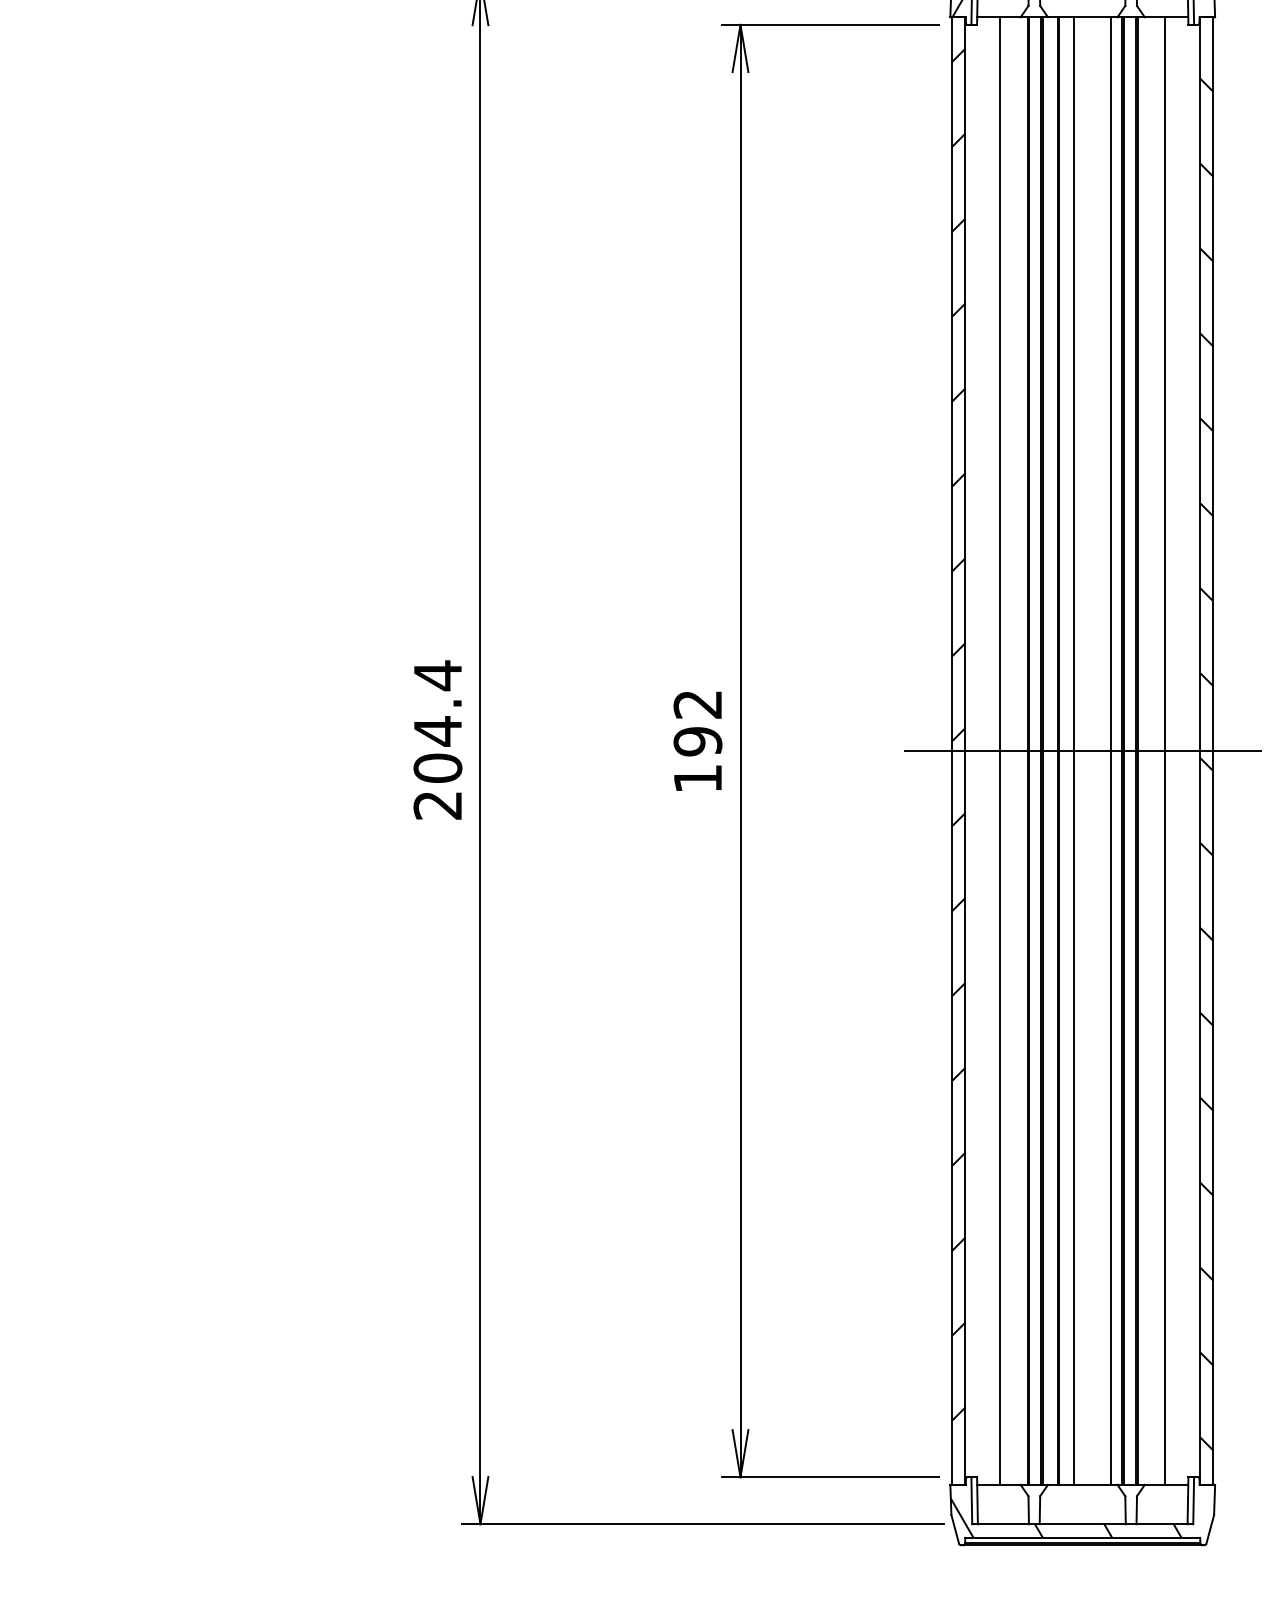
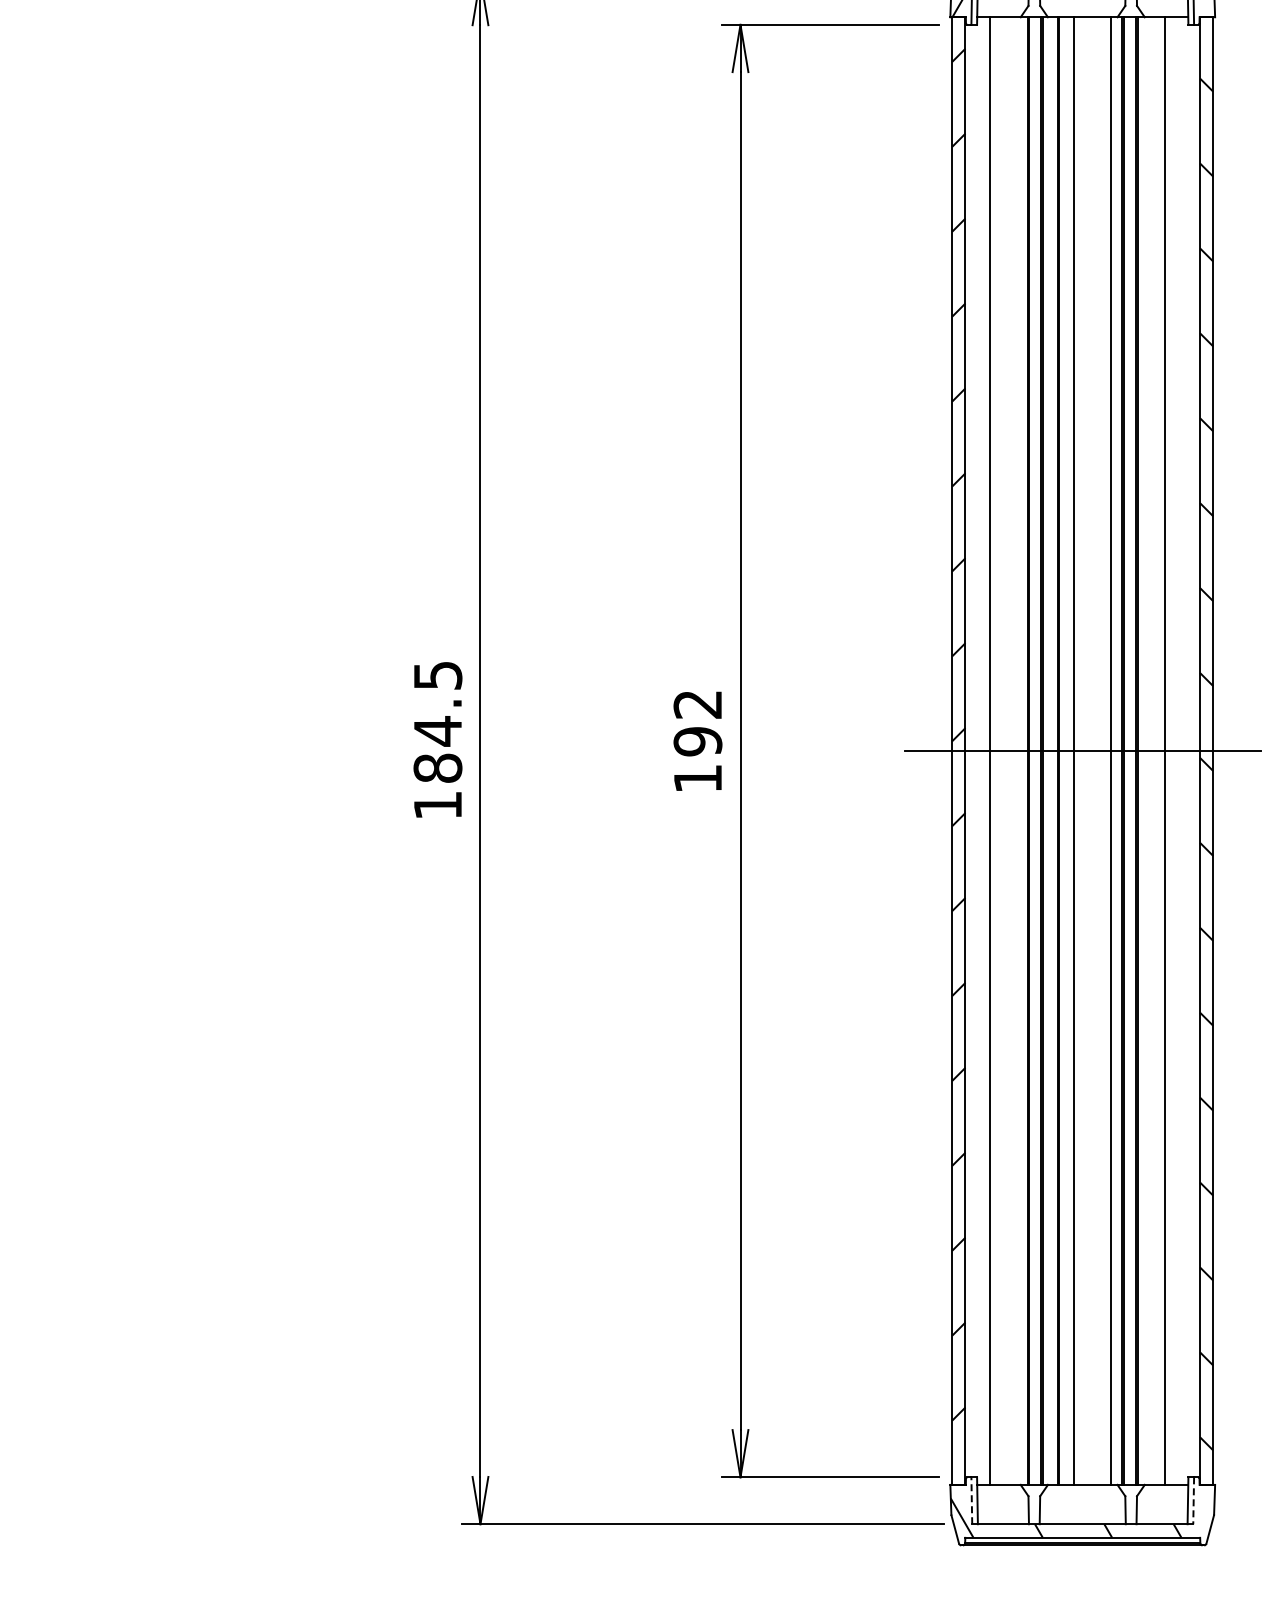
text: 204.4 -> 184.5 (437, 739)
line position: (1000, 750) -> (990, 750) (990, 750)
line: solid -> dashed (971, 1500)
line: solid -> dashed (1193, 1501)
